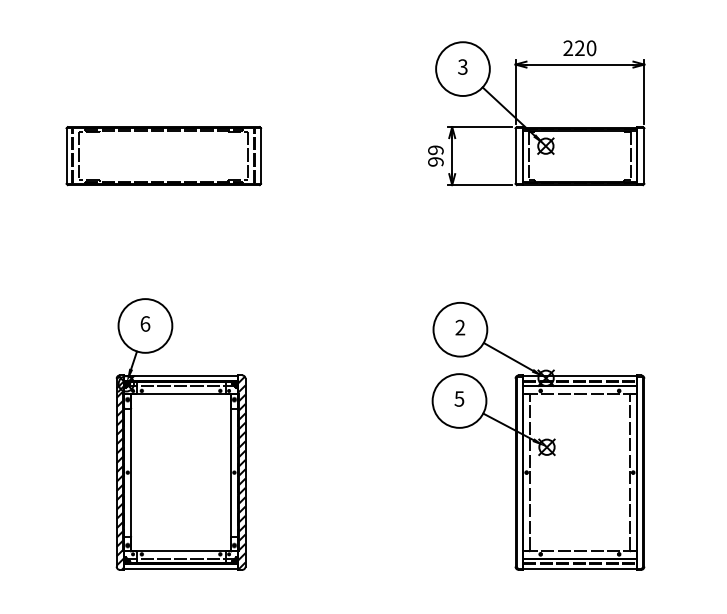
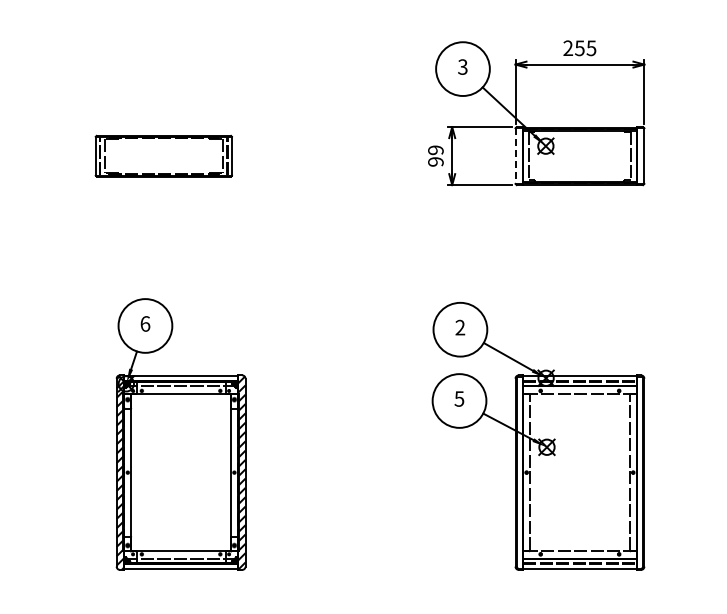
text: 220 -> 255 (585, 48)
part size: 198x61 px -> 139x44 px (163, 155)
line: solid -> dashed (515, 156)
